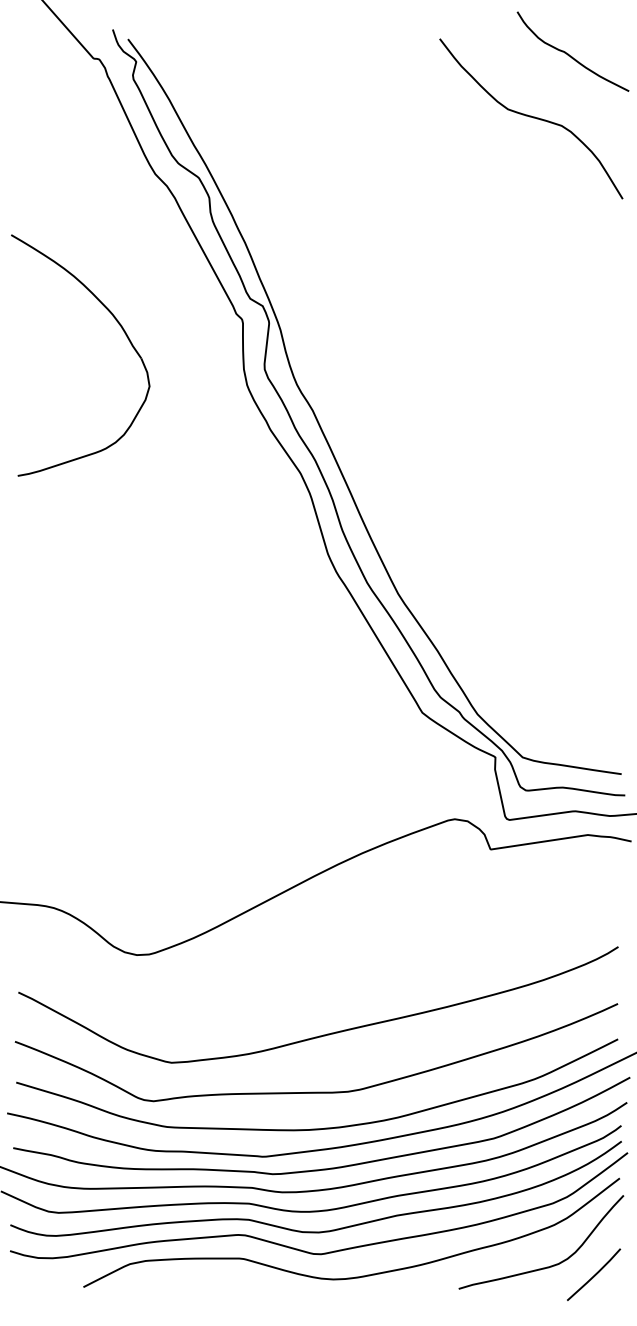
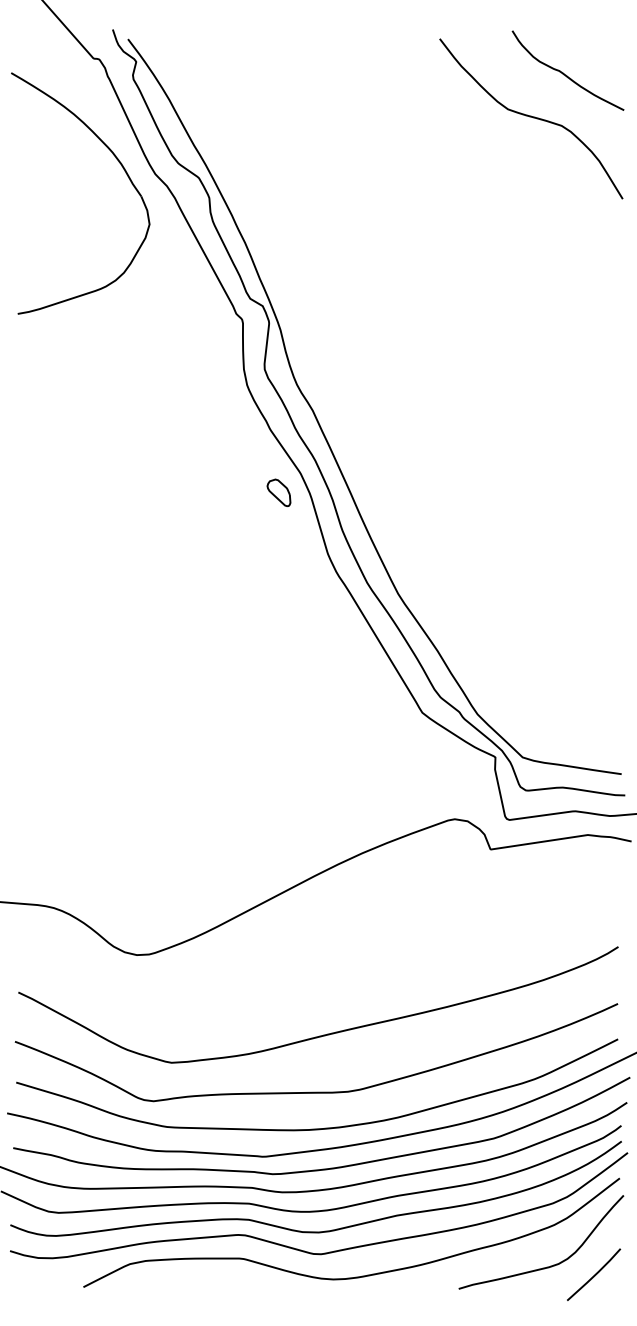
curve position: (569, 54) -> (564, 73) (564, 73)
part position: (122, 330) -> (122, 168) (122, 168)
part: none -> present (278, 492)
